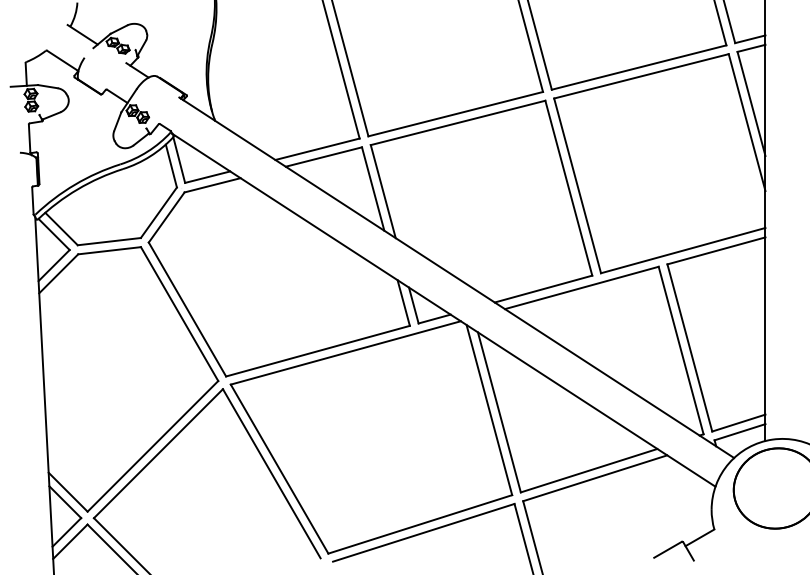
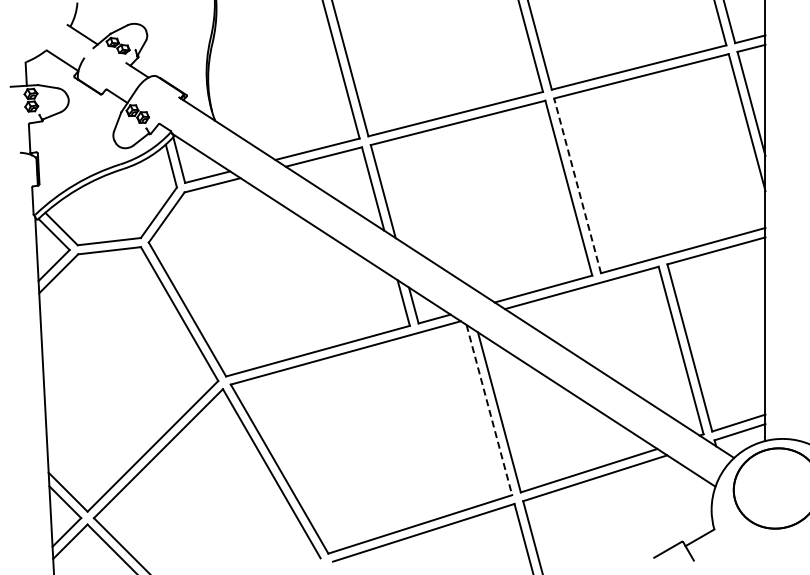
line: solid -> dashed (577, 185)
line: solid -> dashed (489, 410)
